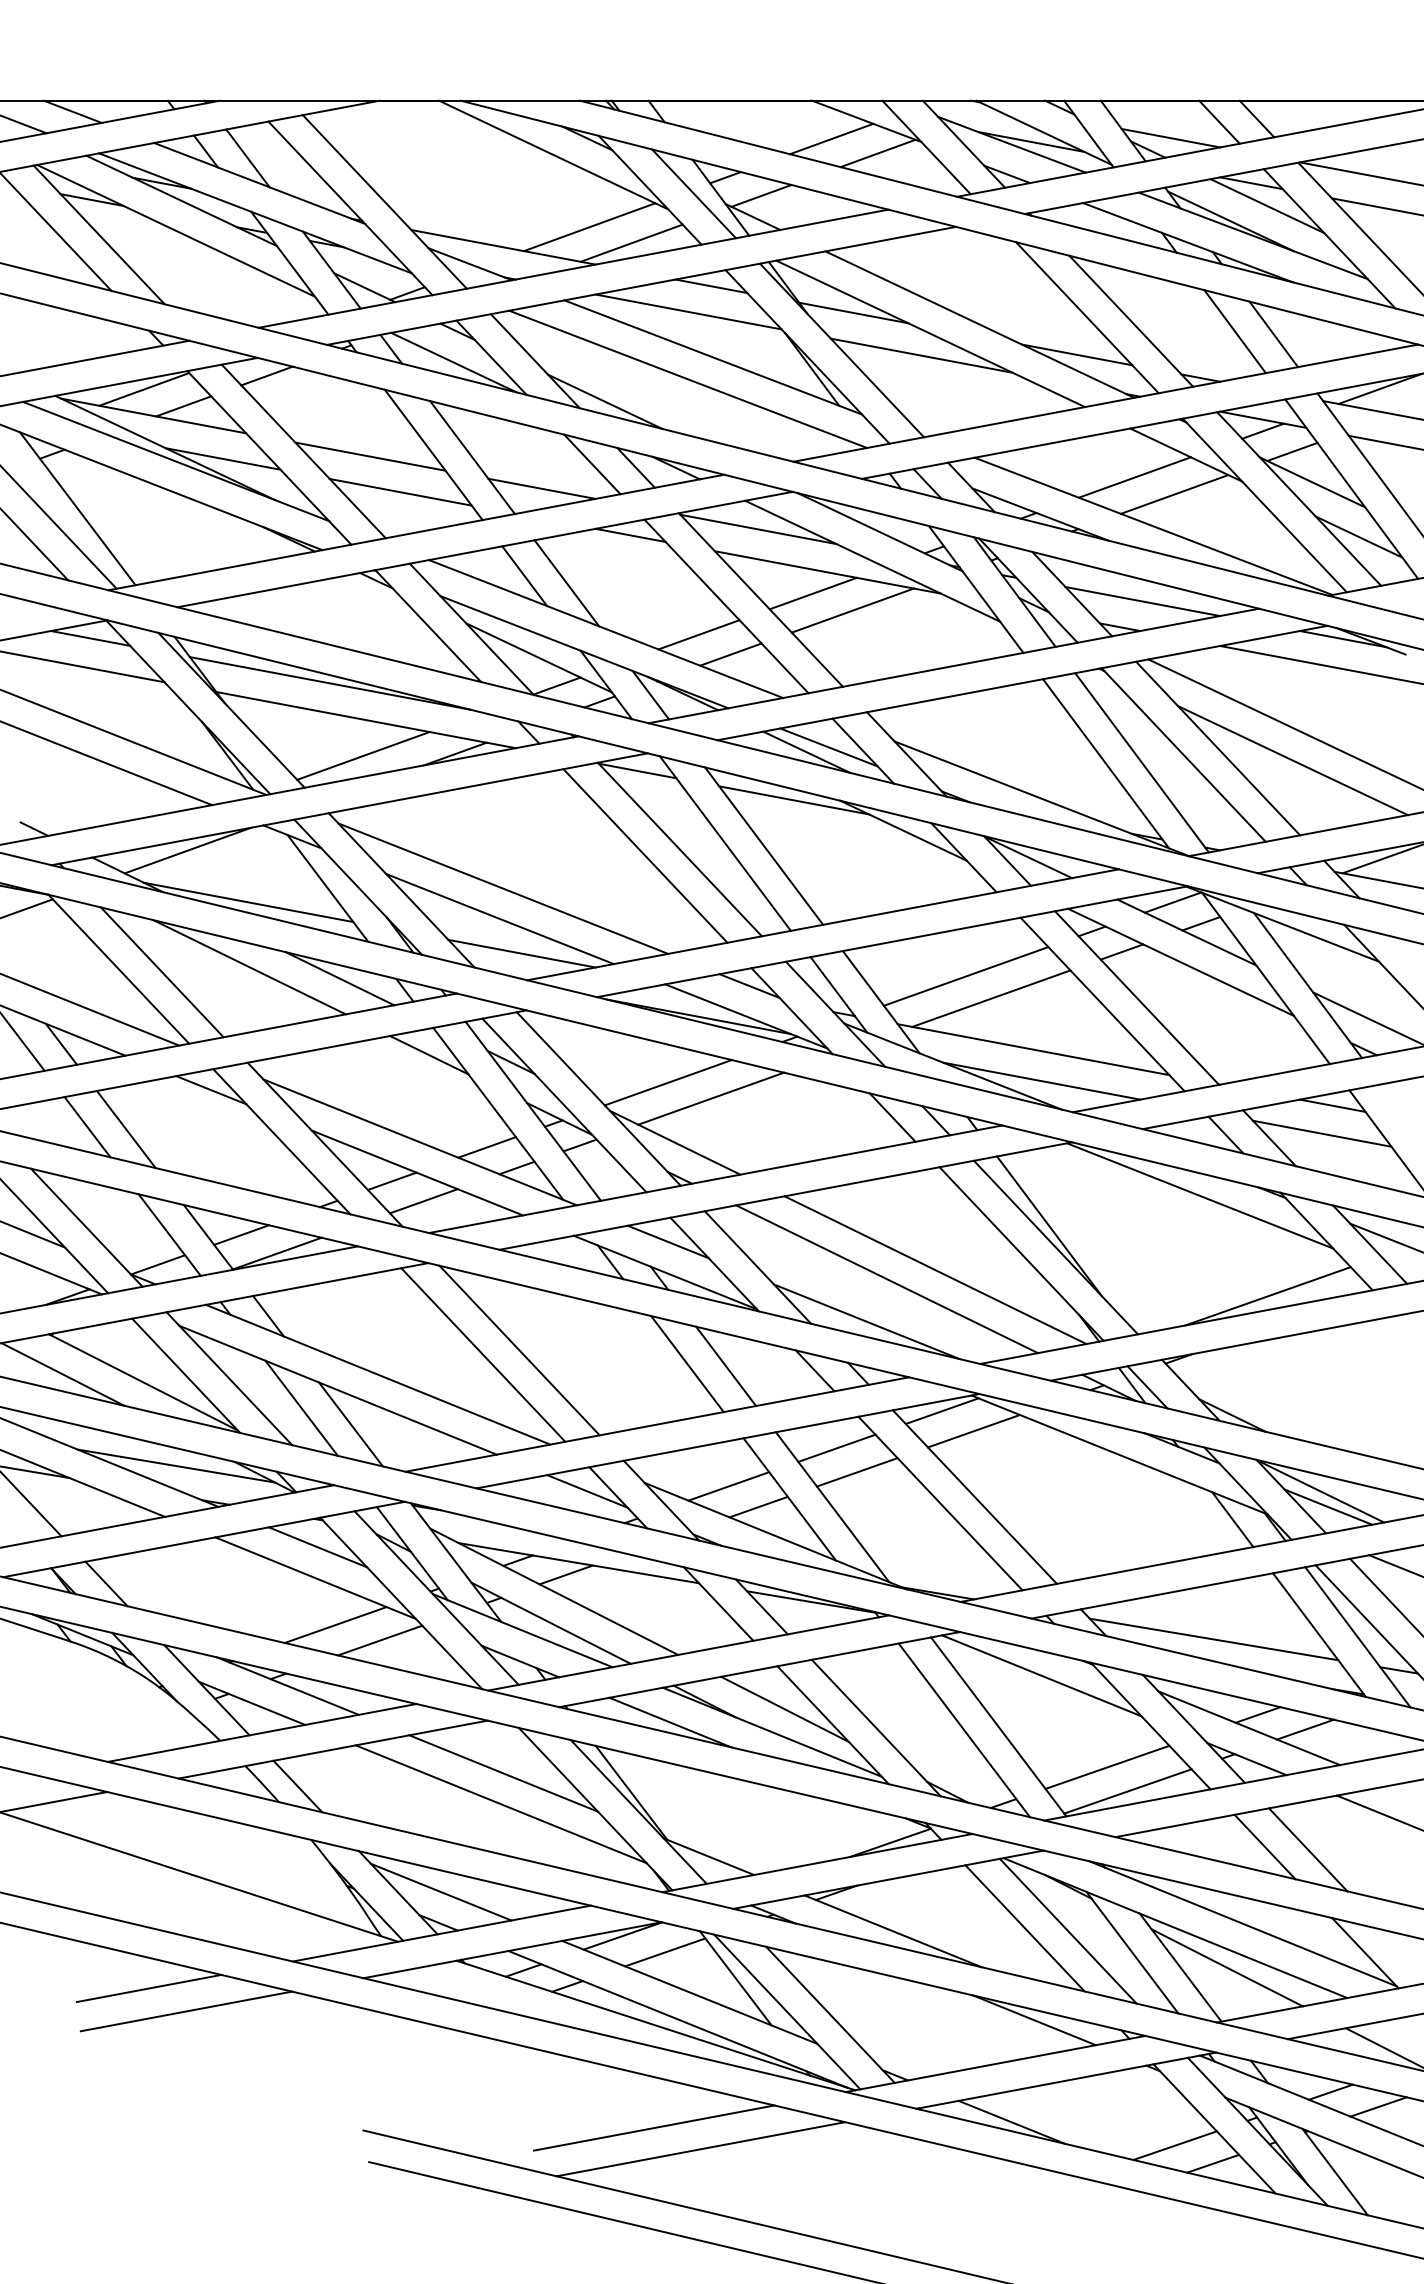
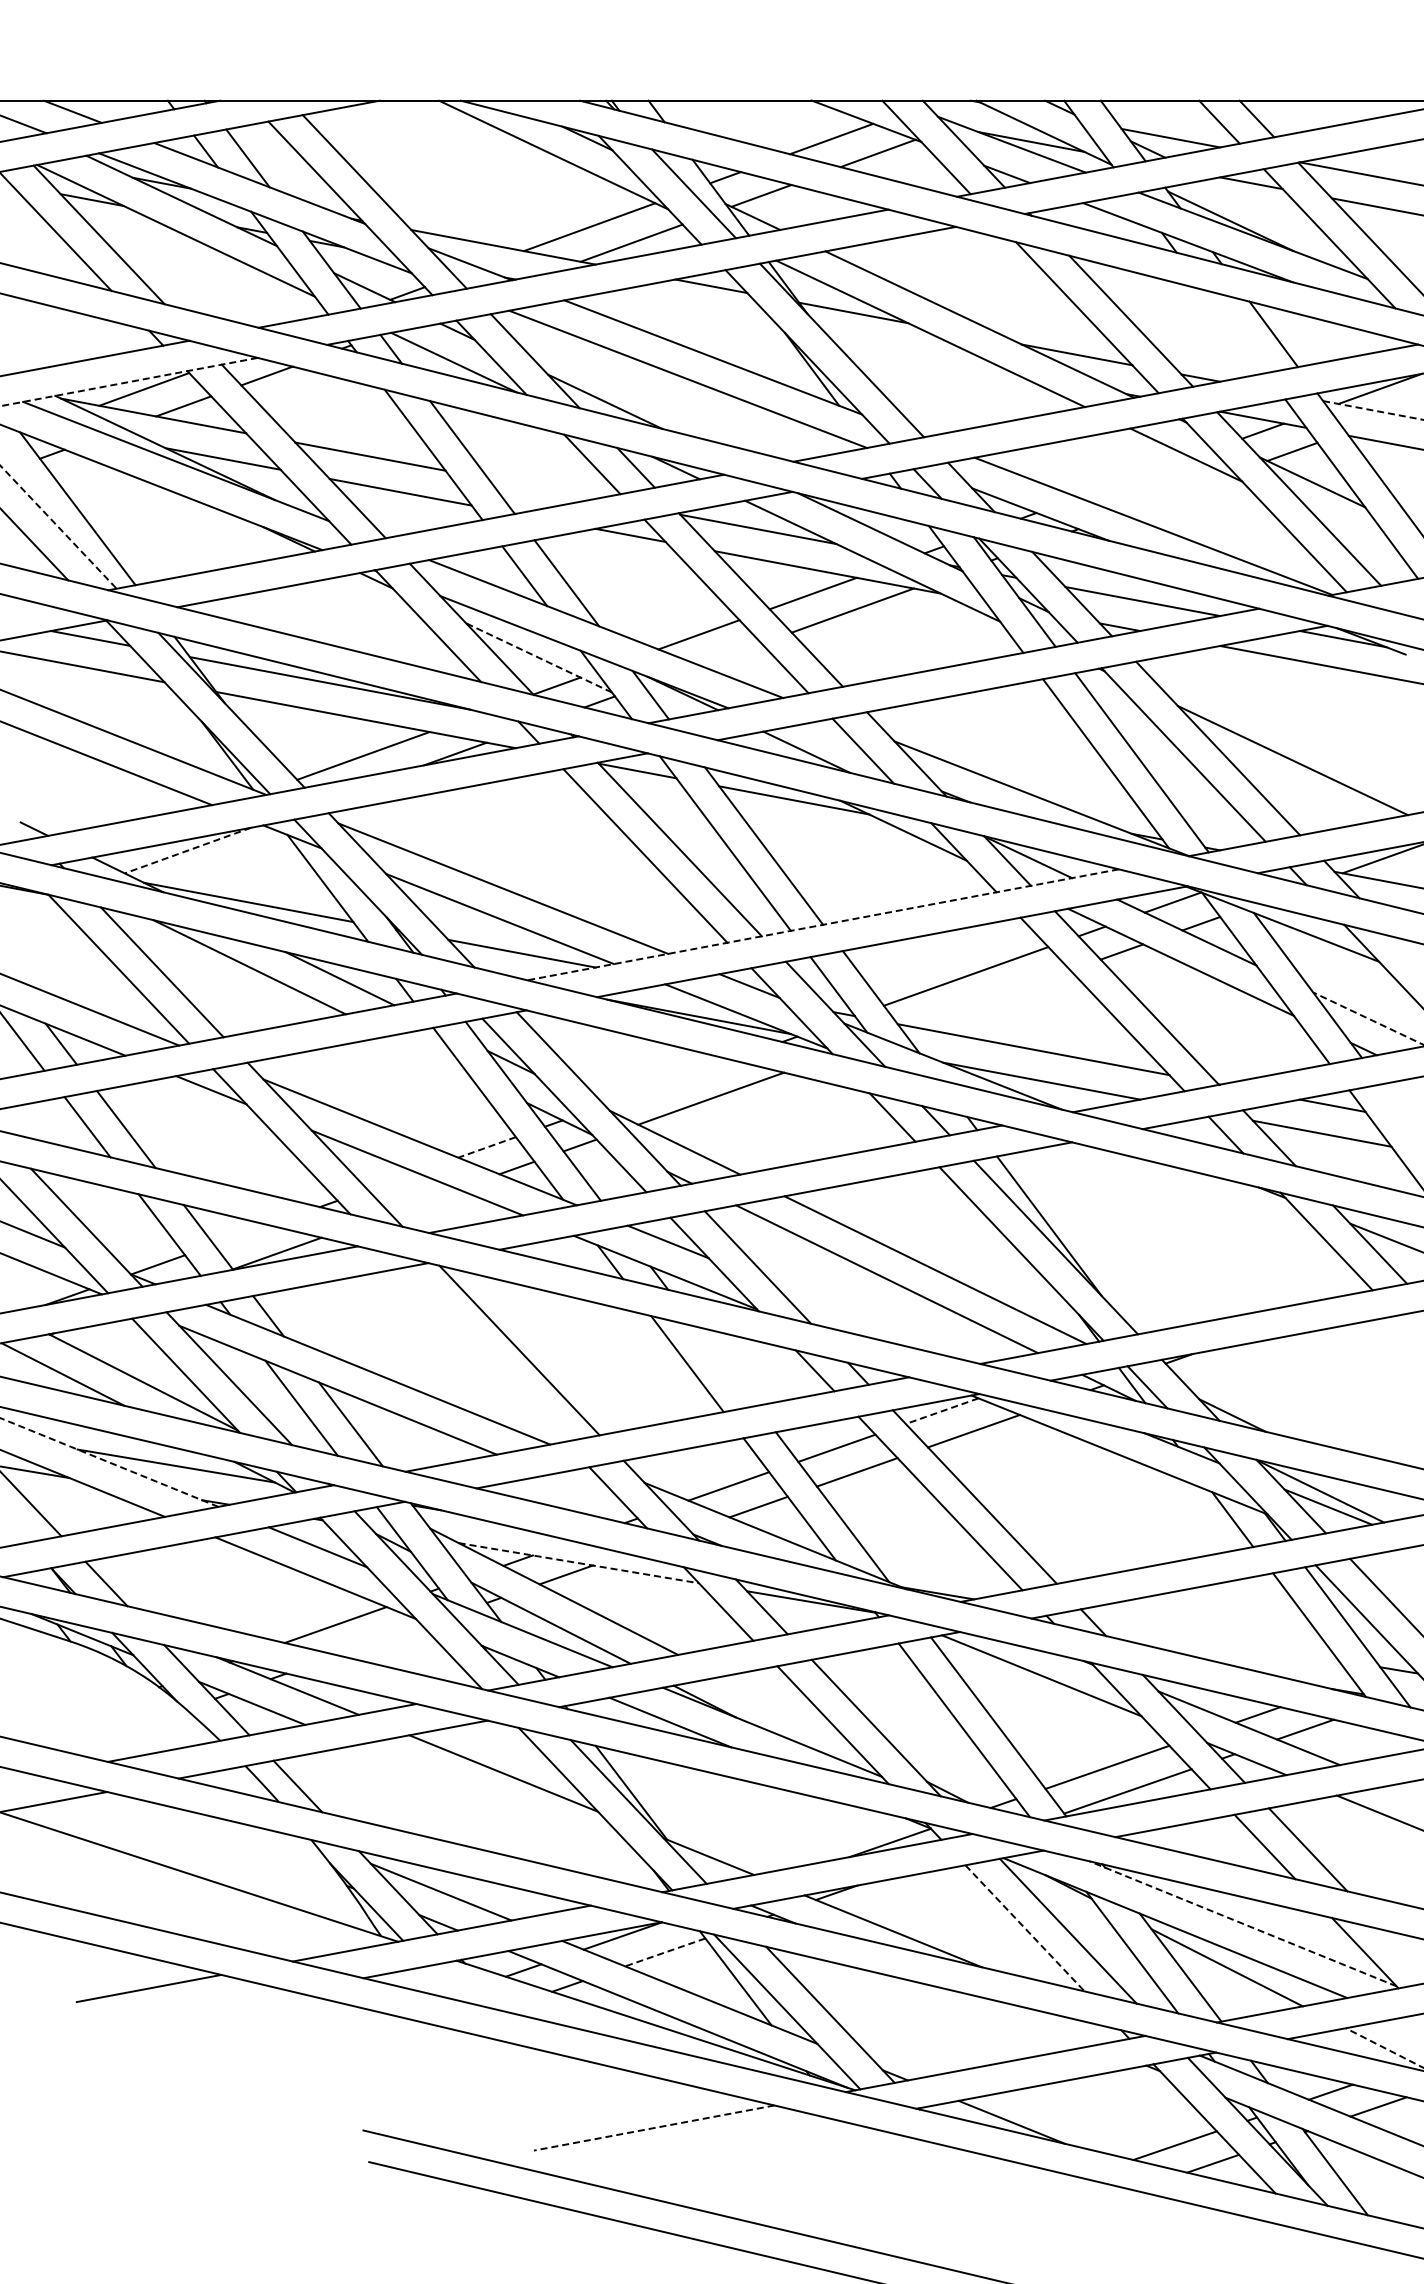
line: present -> none (1267, 206)
line: present -> none (688, 311)
line: present -> none (1234, 331)
line: present -> none (921, 355)
line: solid -> dashed (129, 382)
line: solid -> dashed (1373, 410)
line: present -> none (1134, 477)
line: present -> none (541, 488)
line: present -> none (1174, 494)
line: solid -> dashed (58, 527)
line: present -> none (1358, 536)
line: present -> none (730, 654)
line: solid -> dashed (539, 657)
line: present -> none (1284, 723)
line: present -> none (828, 747)
line: solid -> dashed (187, 850)
line: present -> none (27, 908)
line: solid -> dashed (823, 924)
line: present -> none (991, 998)
line: solid -> dashed (1368, 1018)
line: present -> none (429, 1055)
line: present -> none (667, 1082)
line: solid -> dashed (487, 1147)
line: present -> none (391, 1180)
line: present -> none (1200, 1195)
line: present -> none (423, 1201)
line: present -> none (241, 1234)
line: present -> none (1267, 1296)
line: present -> none (866, 1321)
line: present -> none (483, 1354)
line: present -> none (726, 1366)
line: solid -> dashed (942, 1411)
line: solid -> dashed (109, 1462)
line: present -> none (587, 1491)
line: solid -> dashed (578, 1563)
line: present -> none (1394, 1565)
line: present -> none (1213, 1639)
line: present -> none (380, 1640)
line: present -> none (784, 1709)
line: present -> none (500, 1804)
line: solid -> dashed (1243, 1923)
line: solid -> dashed (1025, 1928)
line: solid -> dashed (664, 1952)
line: present -> none (186, 2011)
line: present -> none (1034, 2020)
line: solid -> dashed (1384, 2048)
line: solid -> dashed (653, 2128)
line: present -> none (700, 2149)
